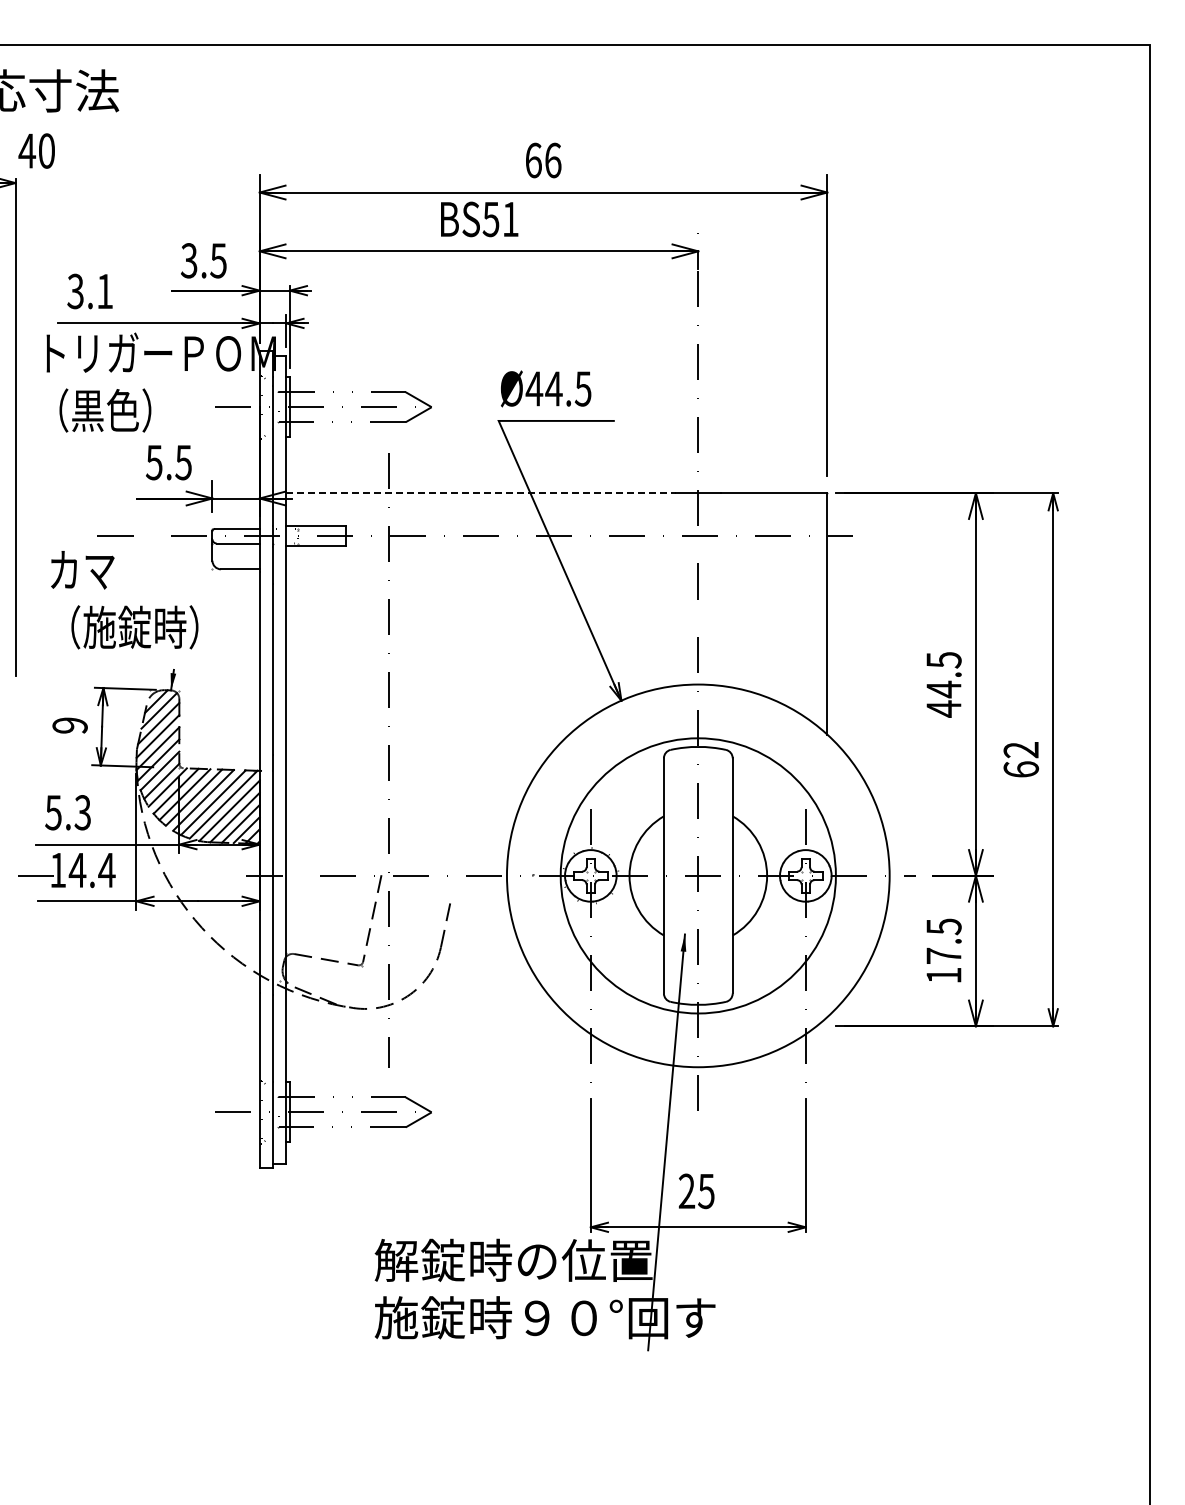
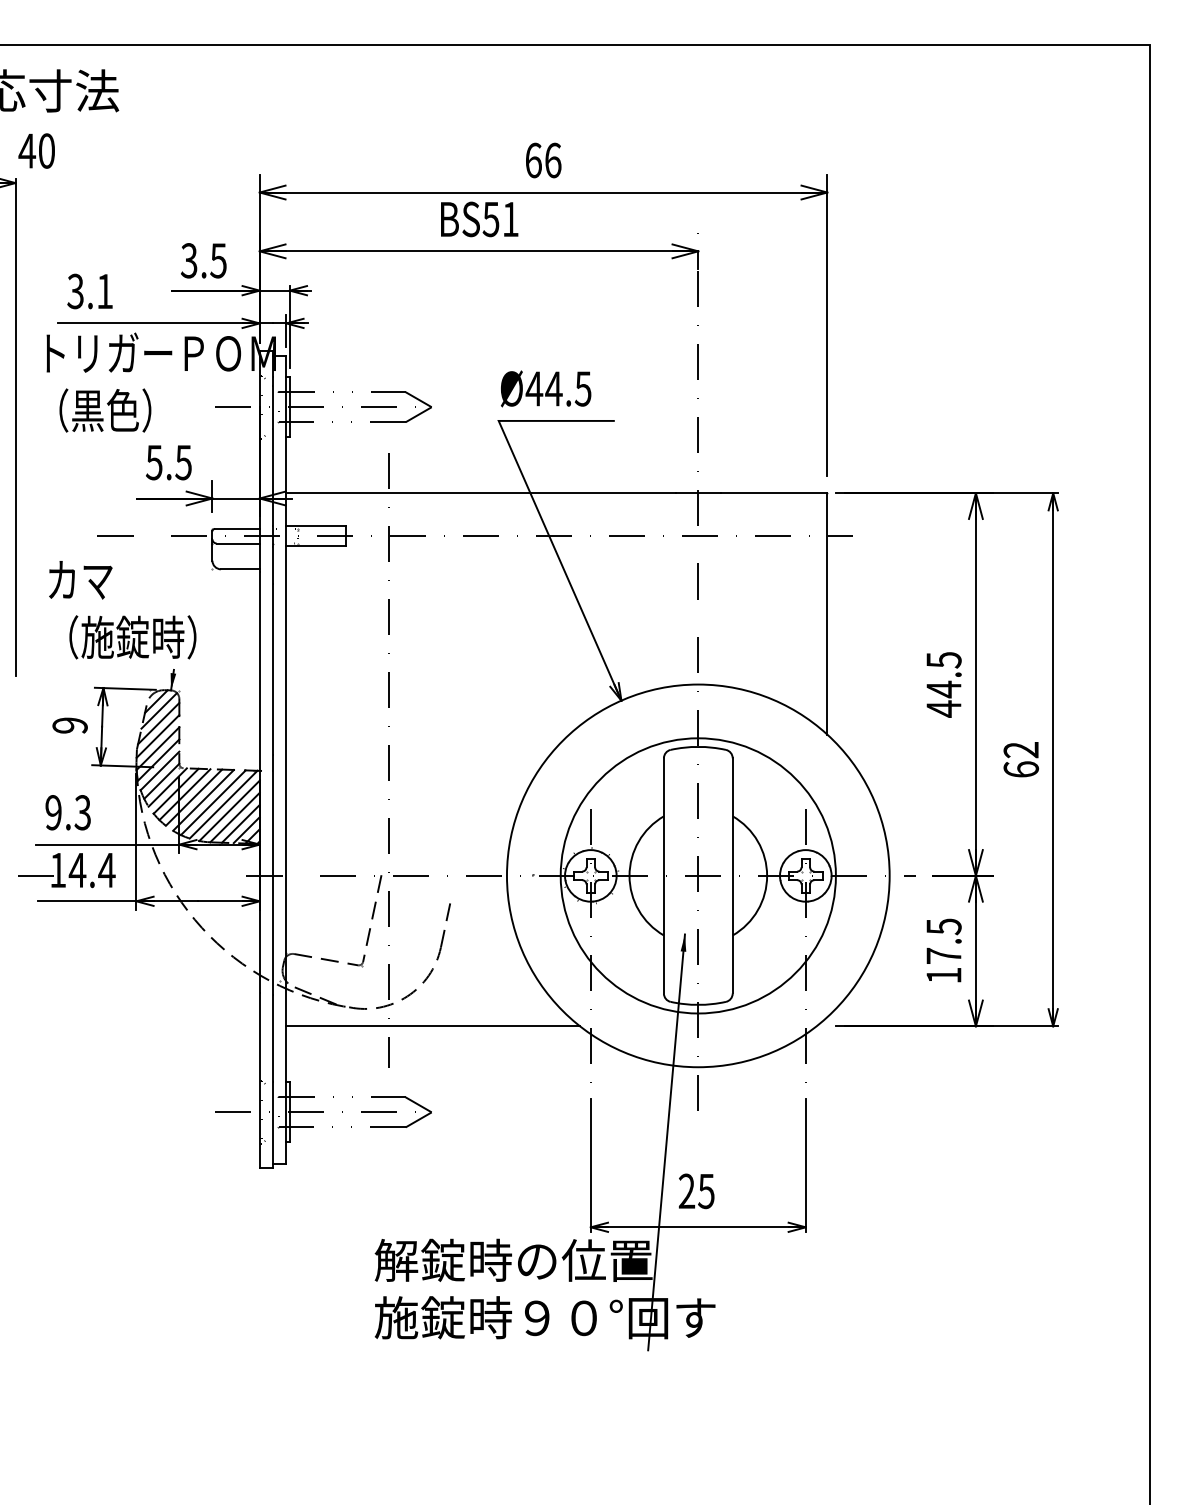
line: dashed -> solid (481, 493)
text position: (124, 600) -> (122, 610) (122, 610)
text: 5.3 -> 9.3 (53, 812)
line: none -> present (433, 1026)
